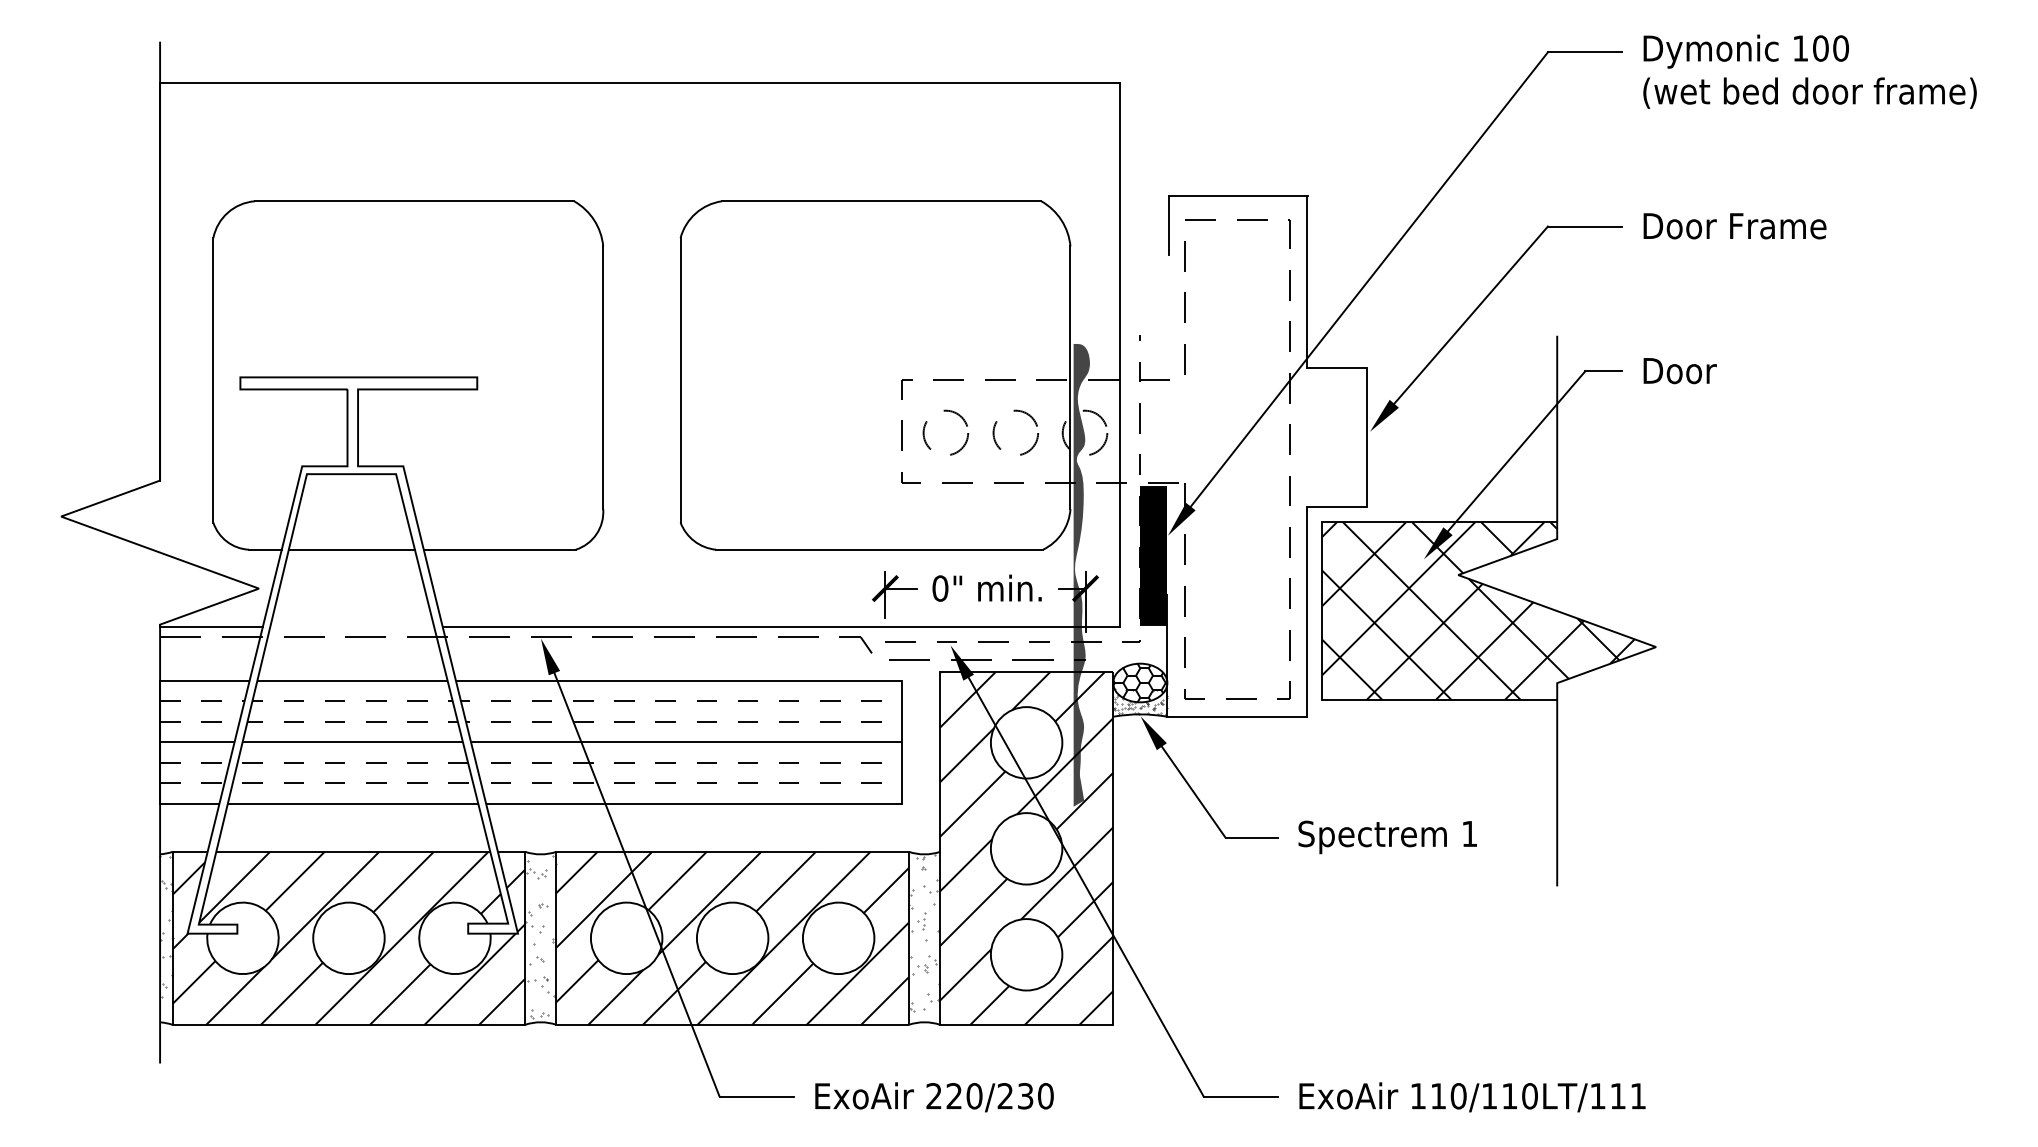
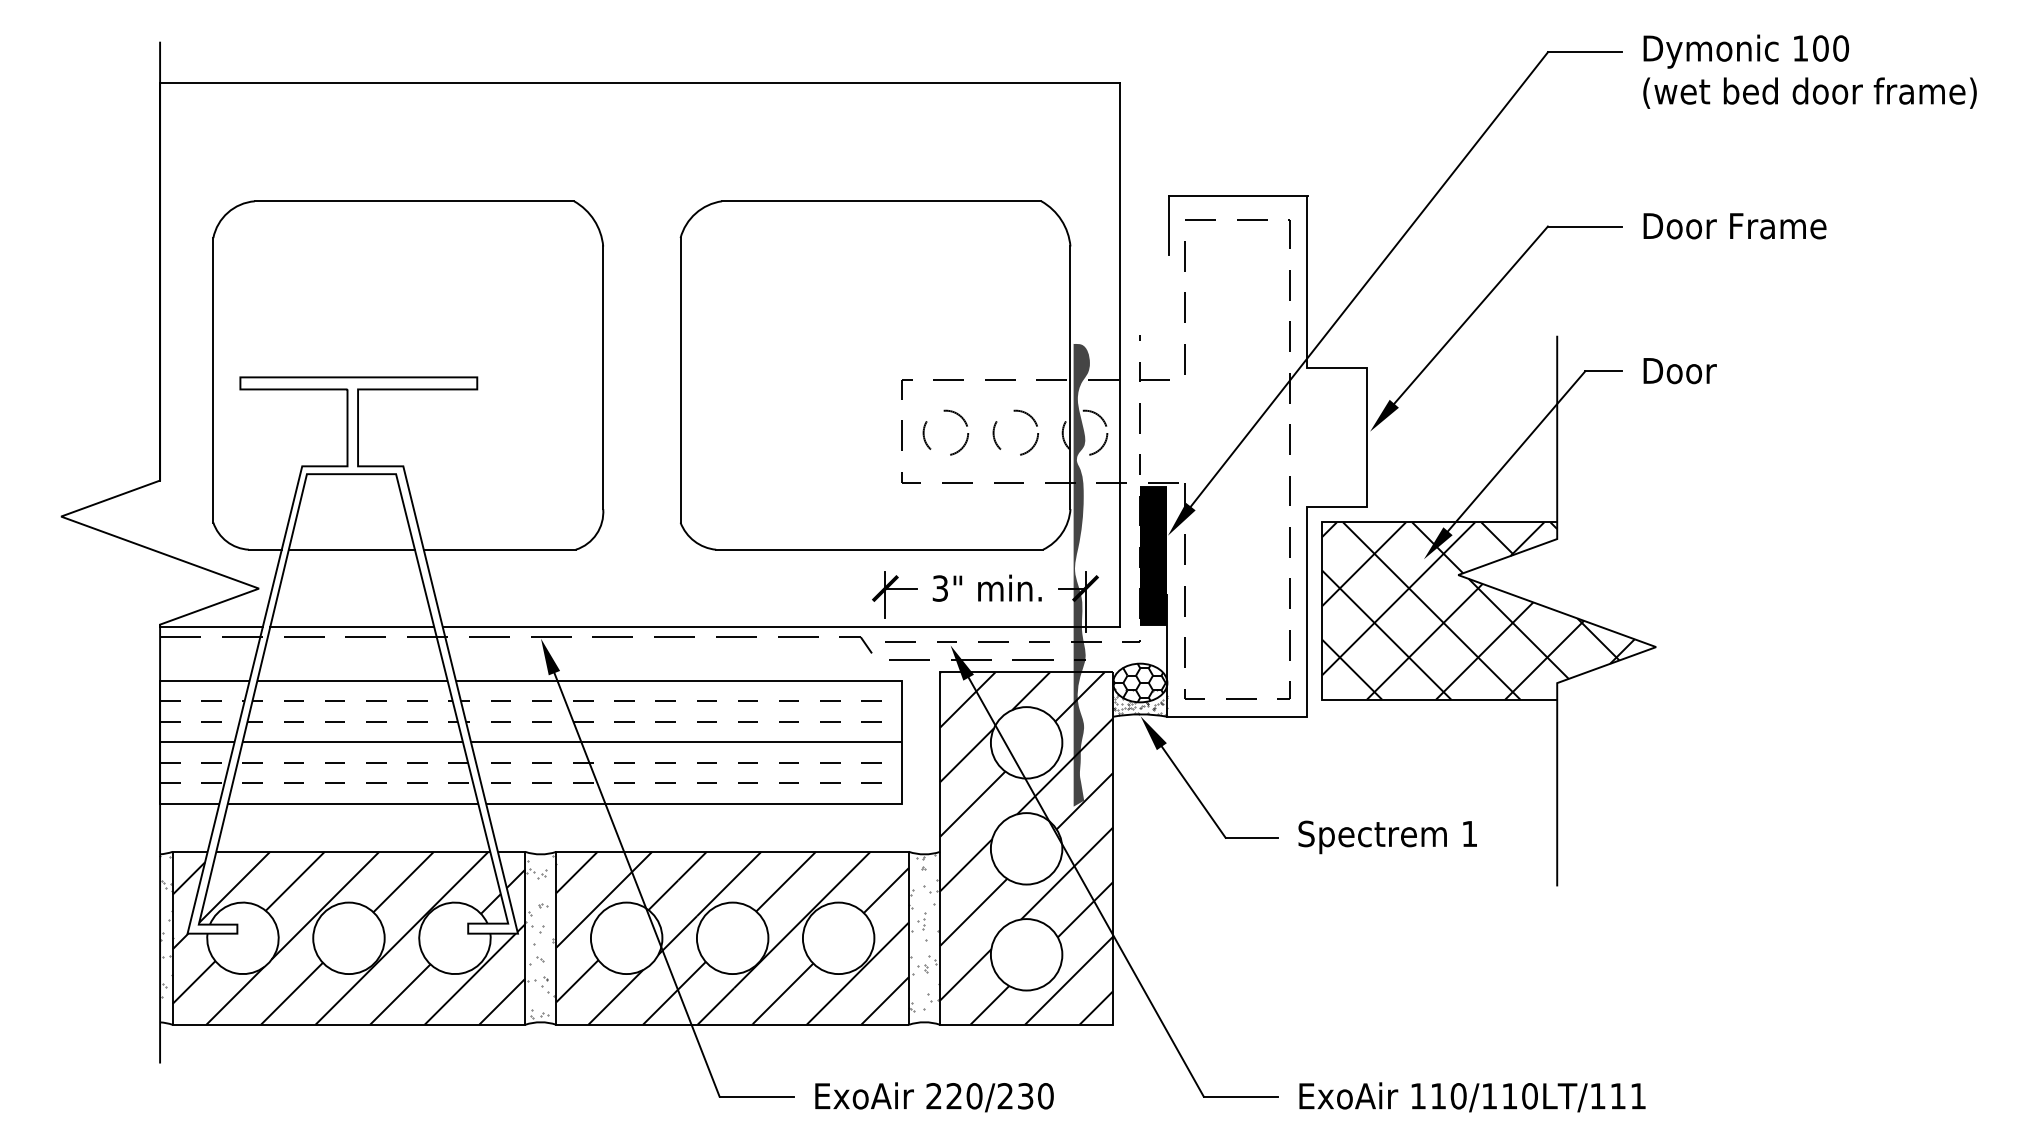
text: 0" -> 3" (940, 588)
line: none -> present (352, 626)
